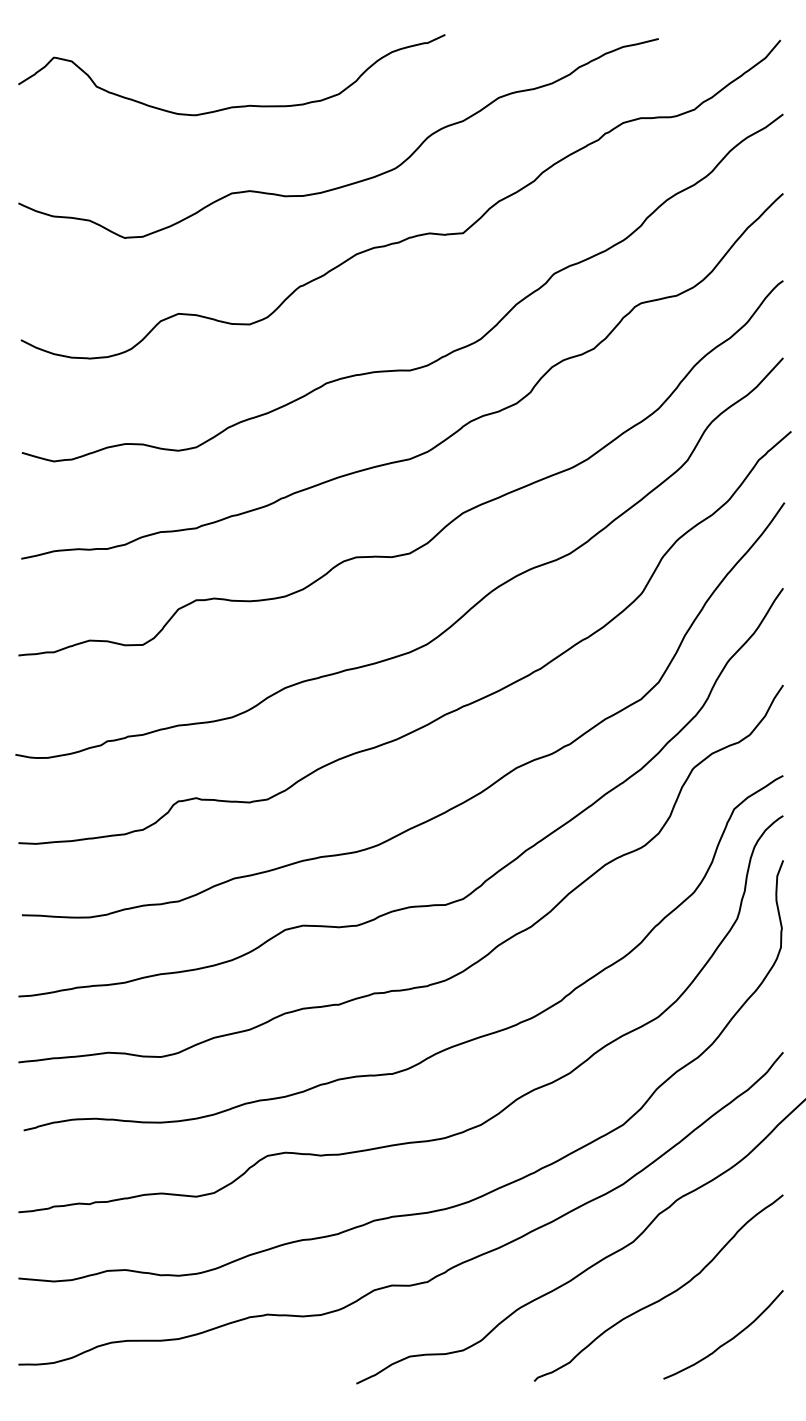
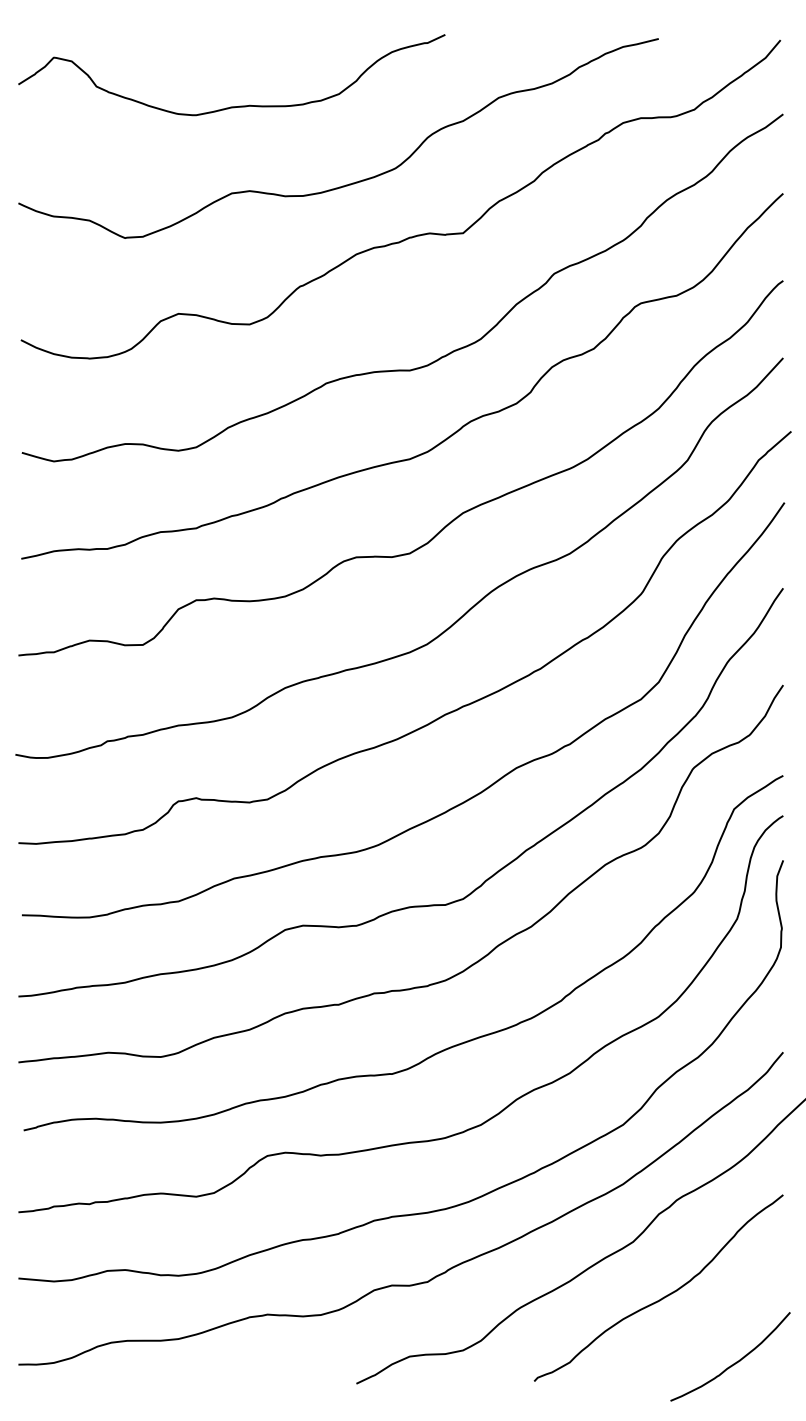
curve position: (726, 1341) -> (733, 1363) (733, 1363)
